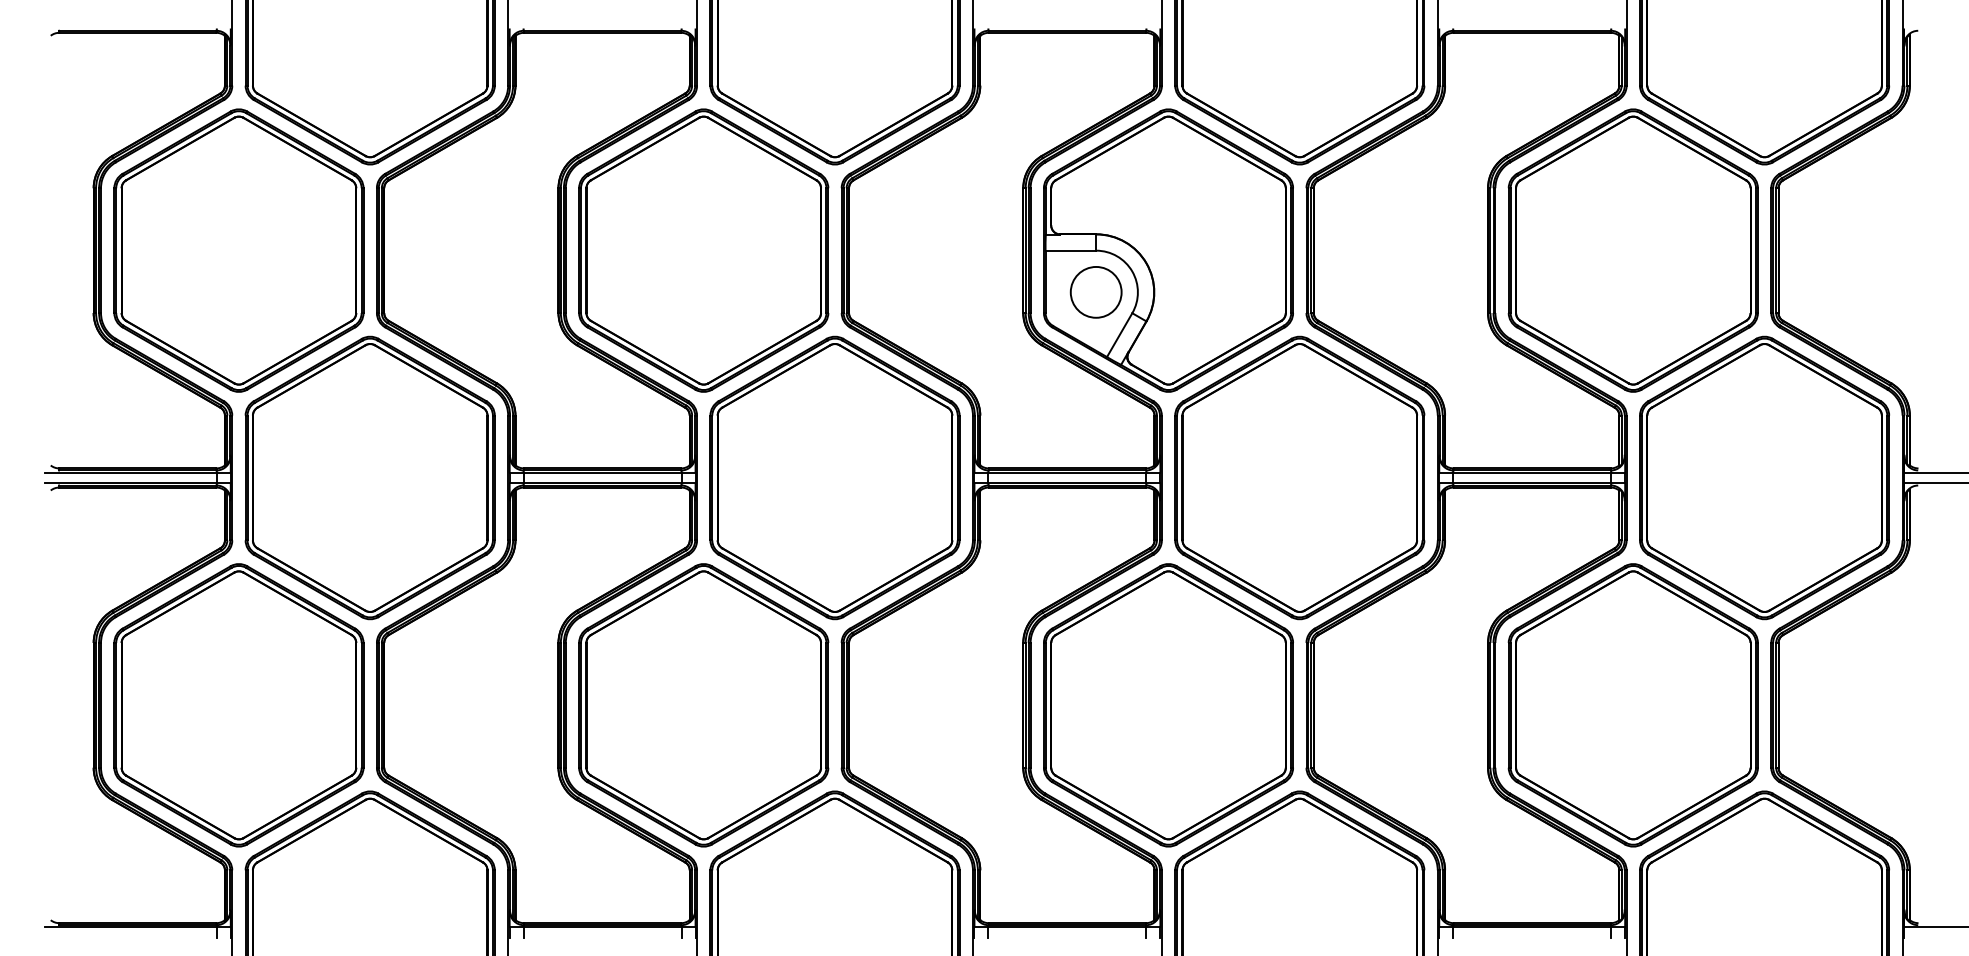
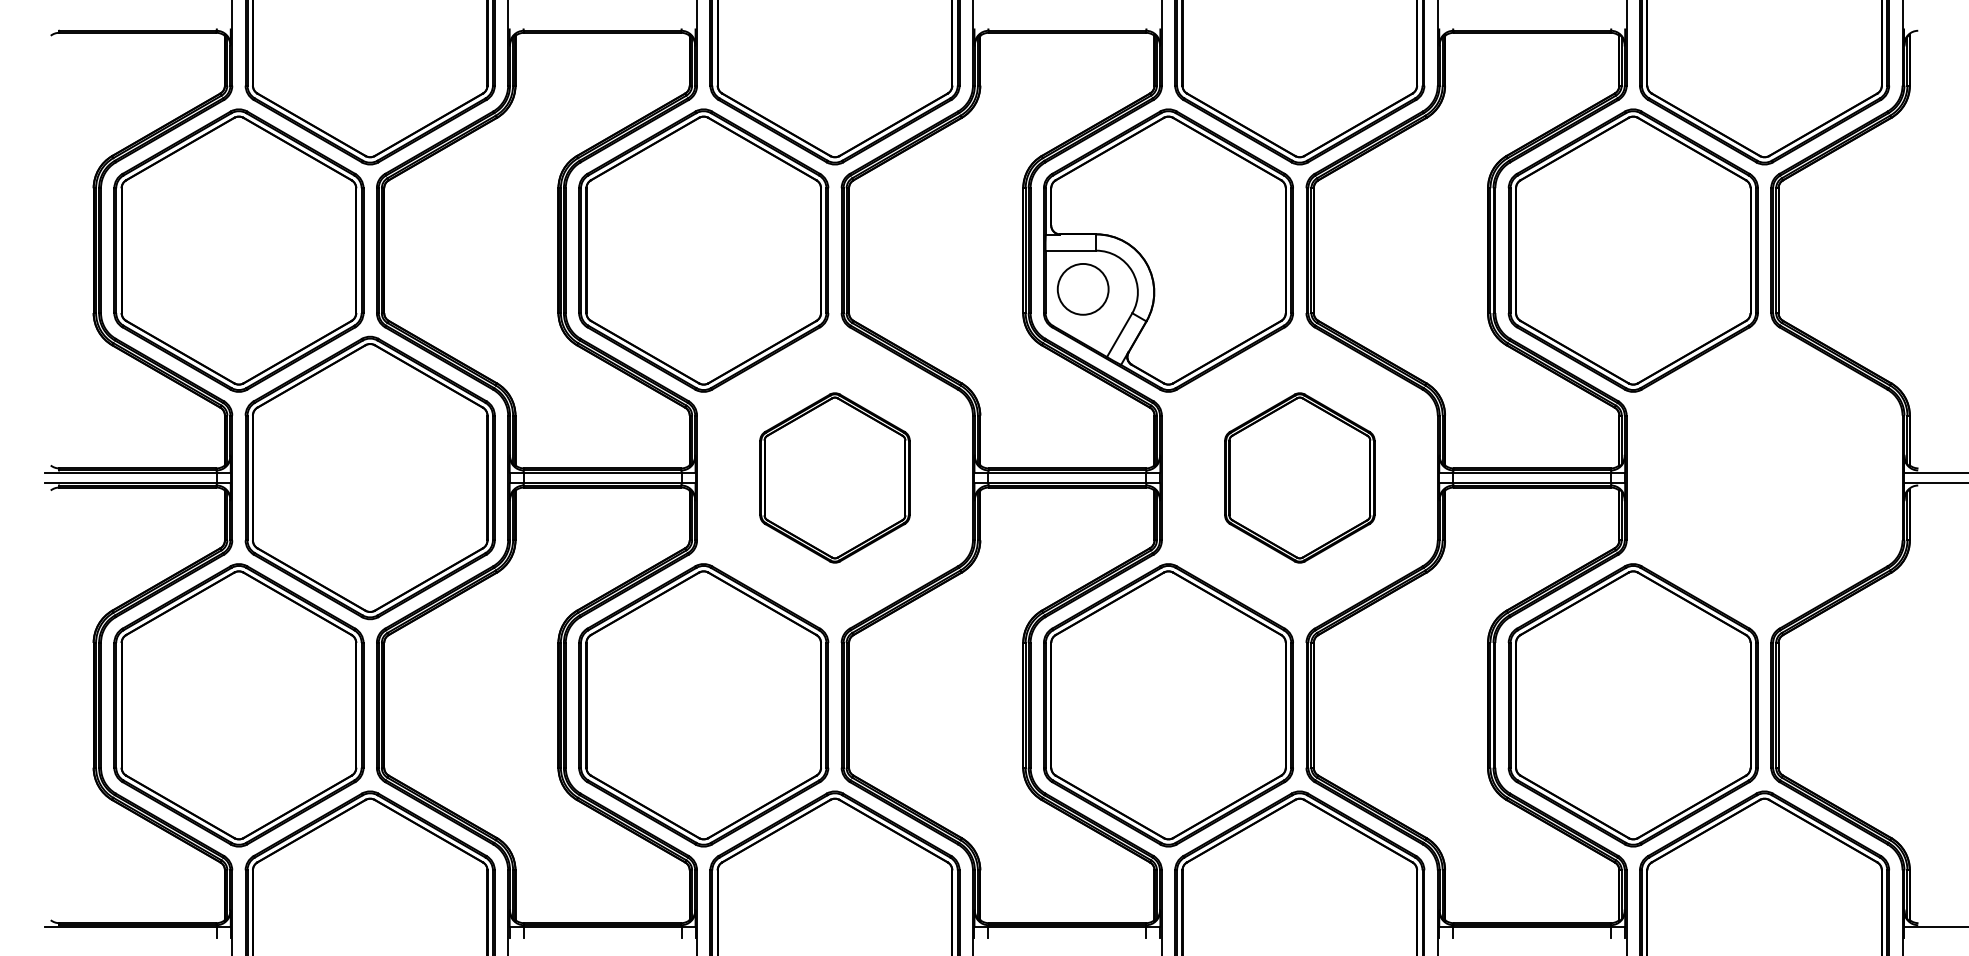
circle position: (1095, 292) -> (1082, 289) (1082, 289)
part size: 252x286 px -> 152x172 px (834, 477)
part size: 252x286 px -> 152x172 px (1299, 477)
part: present -> none (1764, 477)
